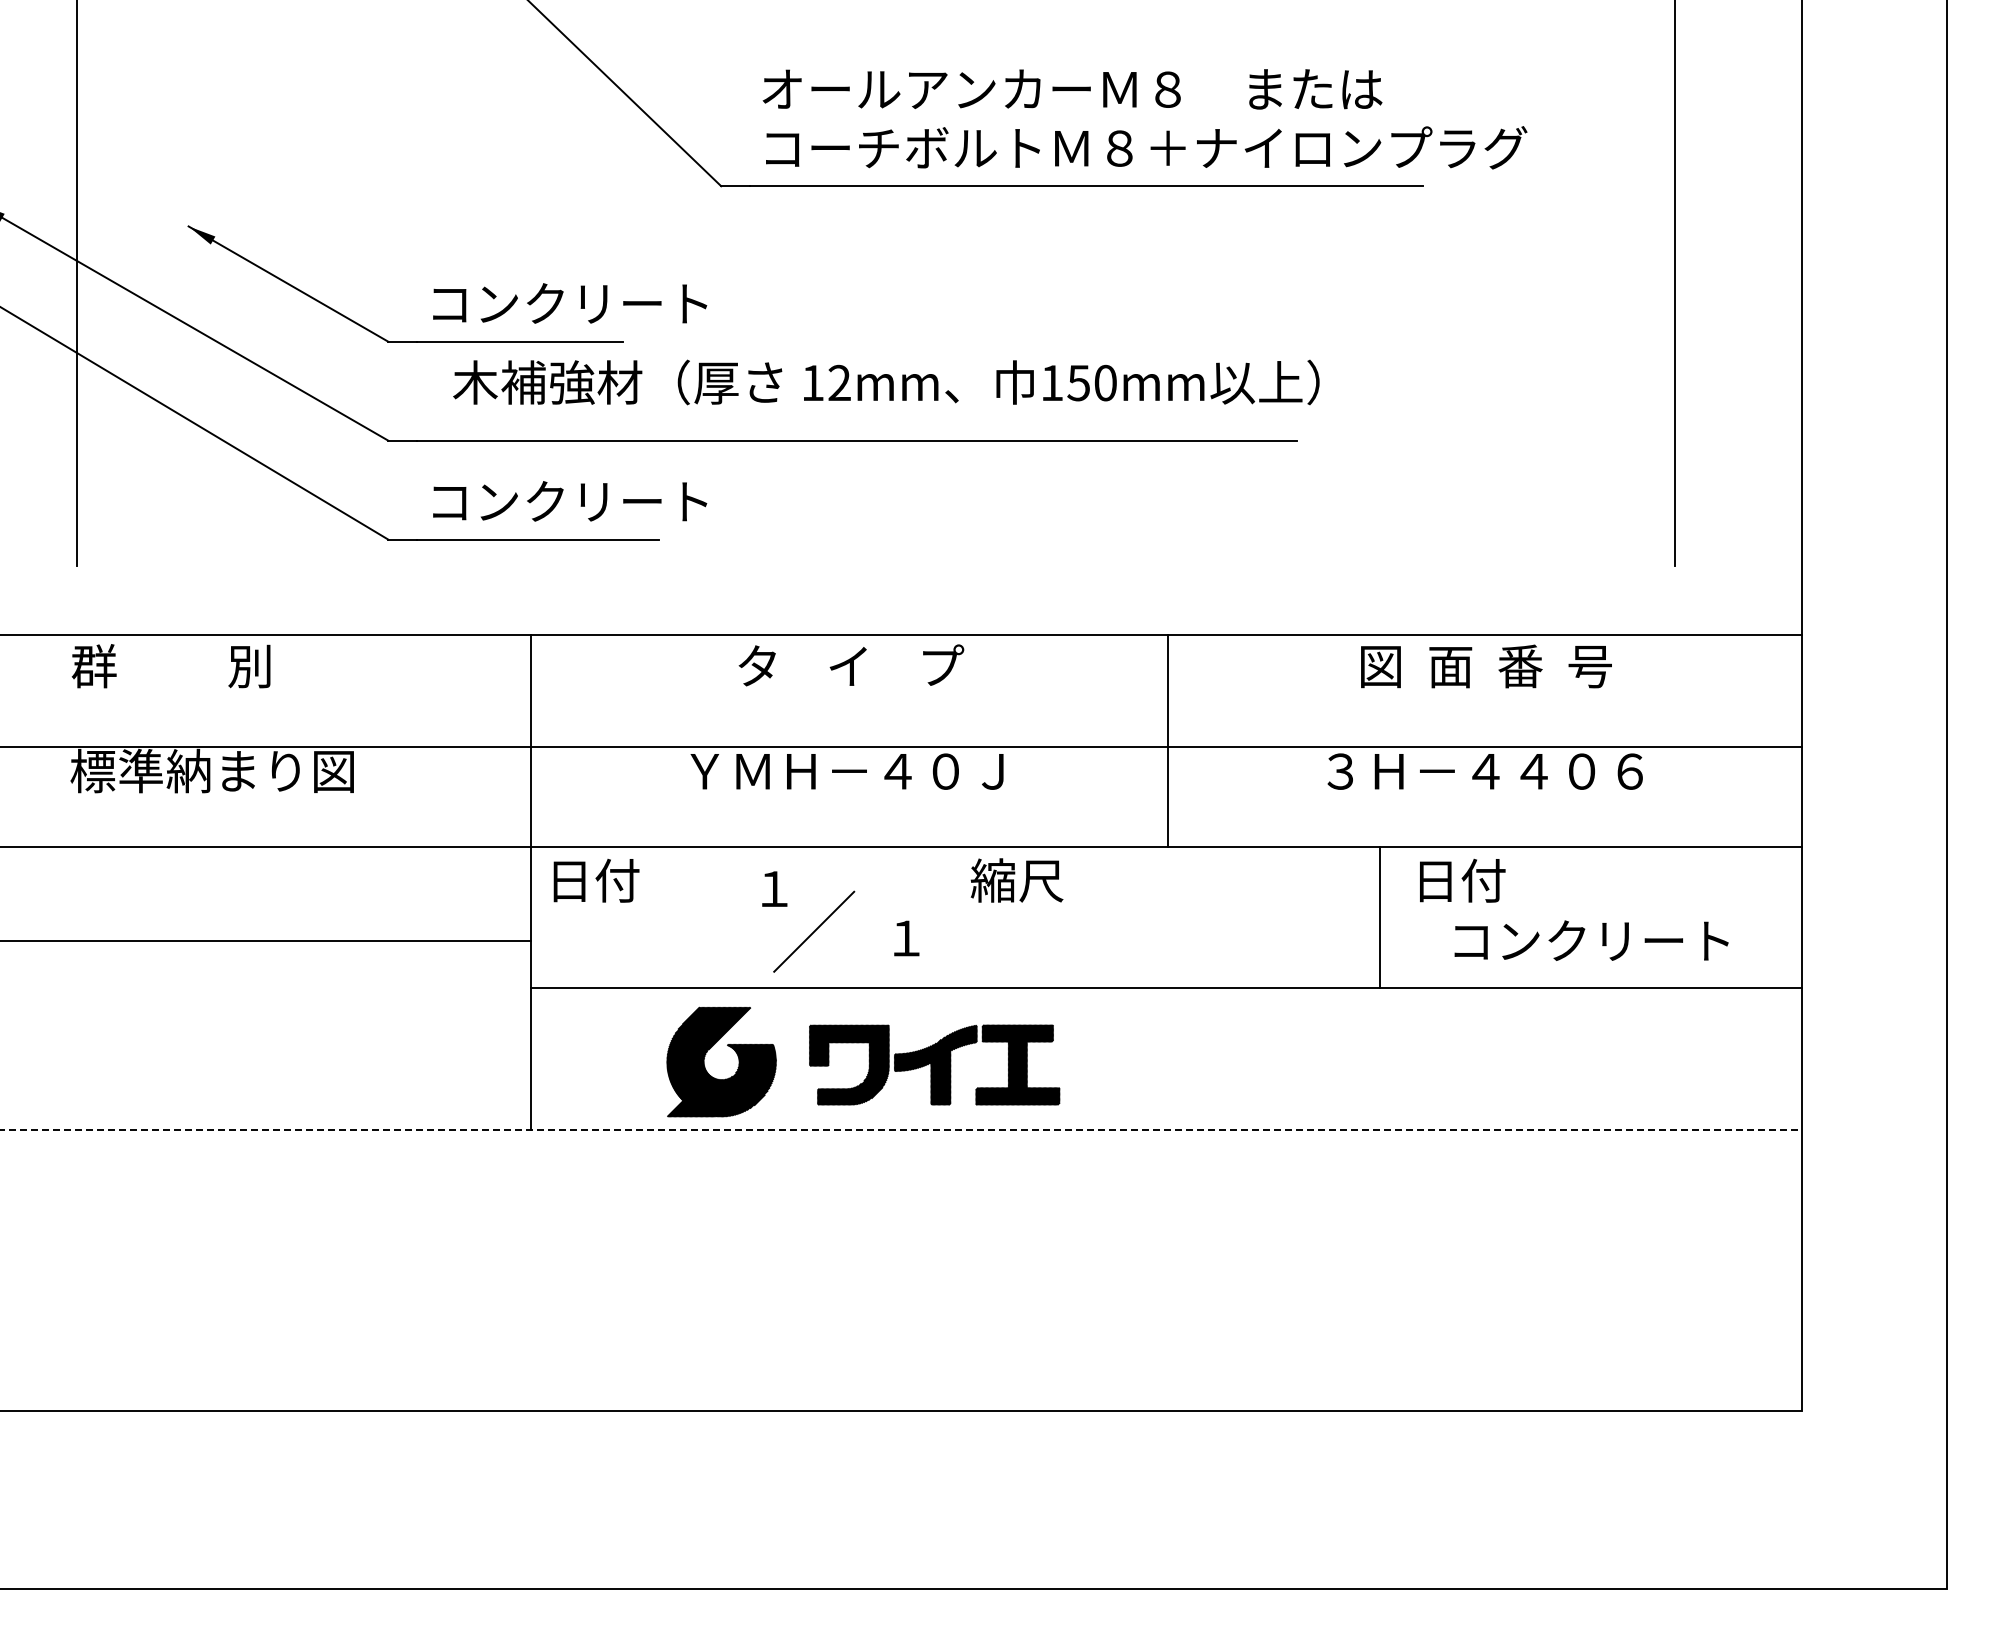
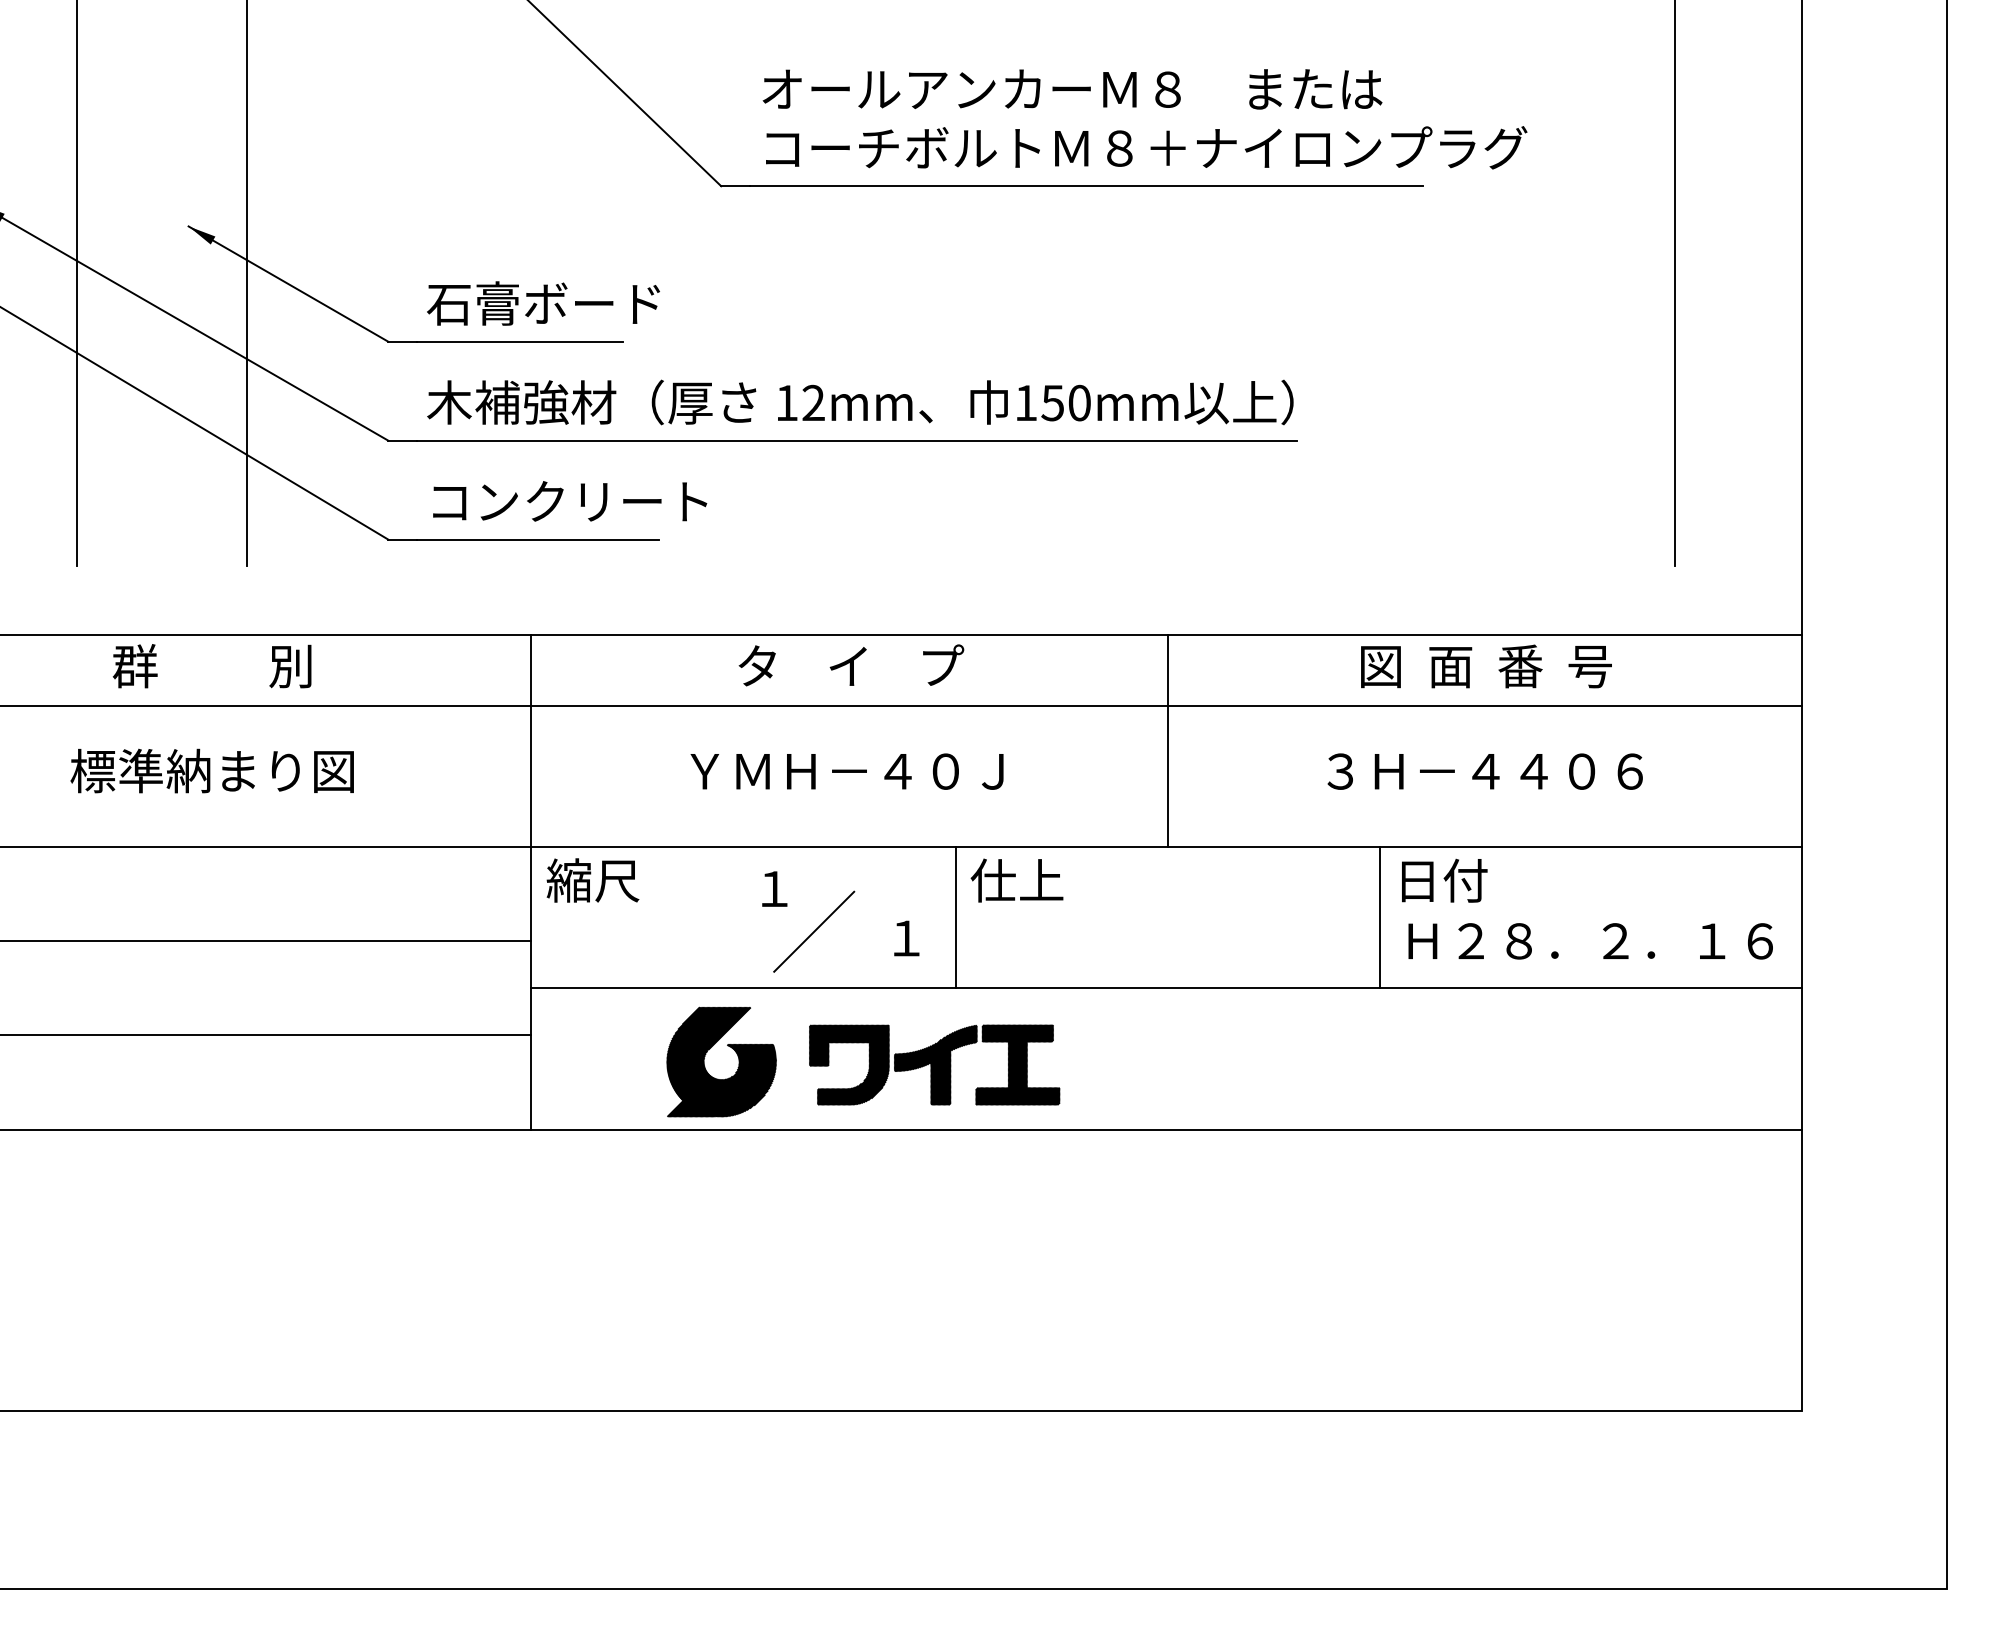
line: none -> present (247, 284)
text: コンクリート -> 石膏ボード (567, 303)
text position: (886, 382) -> (860, 402) (860, 402)
text position: (170, 666) -> (211, 666) (211, 666)
line position: (901, 746) -> (901, 705) (901, 705)
text: 日付 -> 縮尺 (592, 880)
text: 縮尺 -> 仕上 (1016, 880)
text position: (1462, 880) -> (1444, 880) (1444, 880)
line: none -> present (955, 917)
text: コンクリート -> Ｈ２８．２．１６ (1590, 940)
line: none -> present (266, 1035)
line: dashed -> solid (900, 1129)
